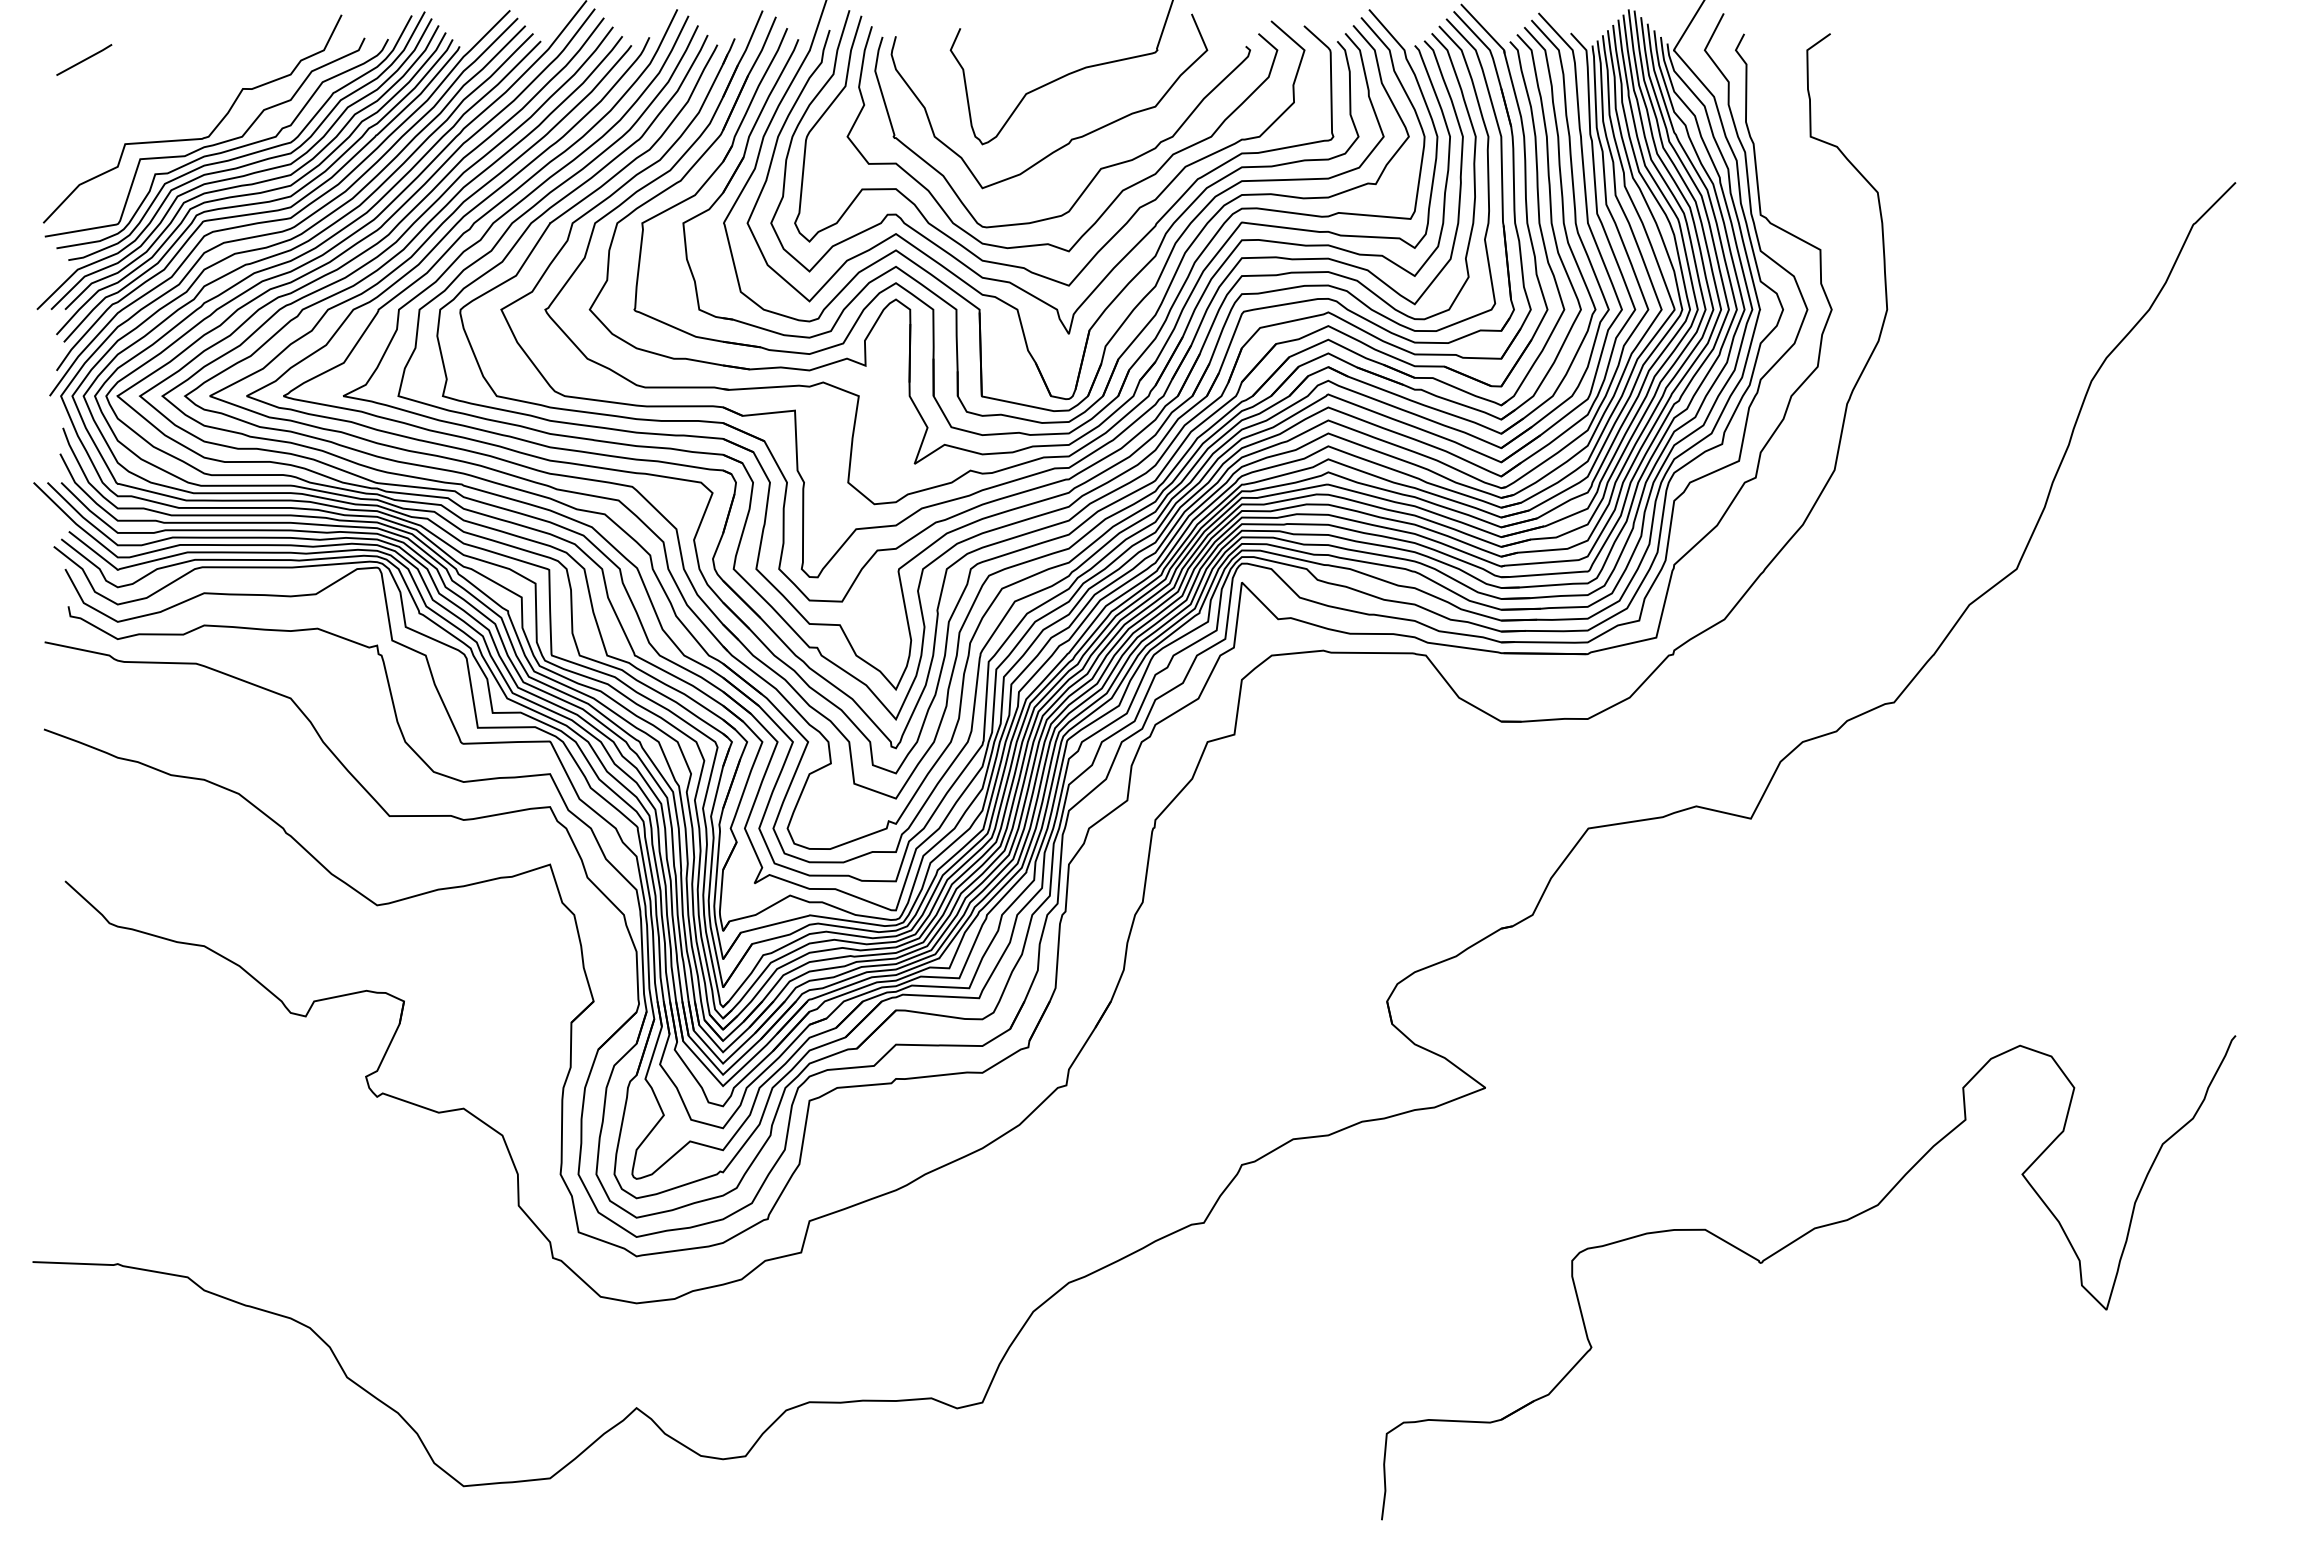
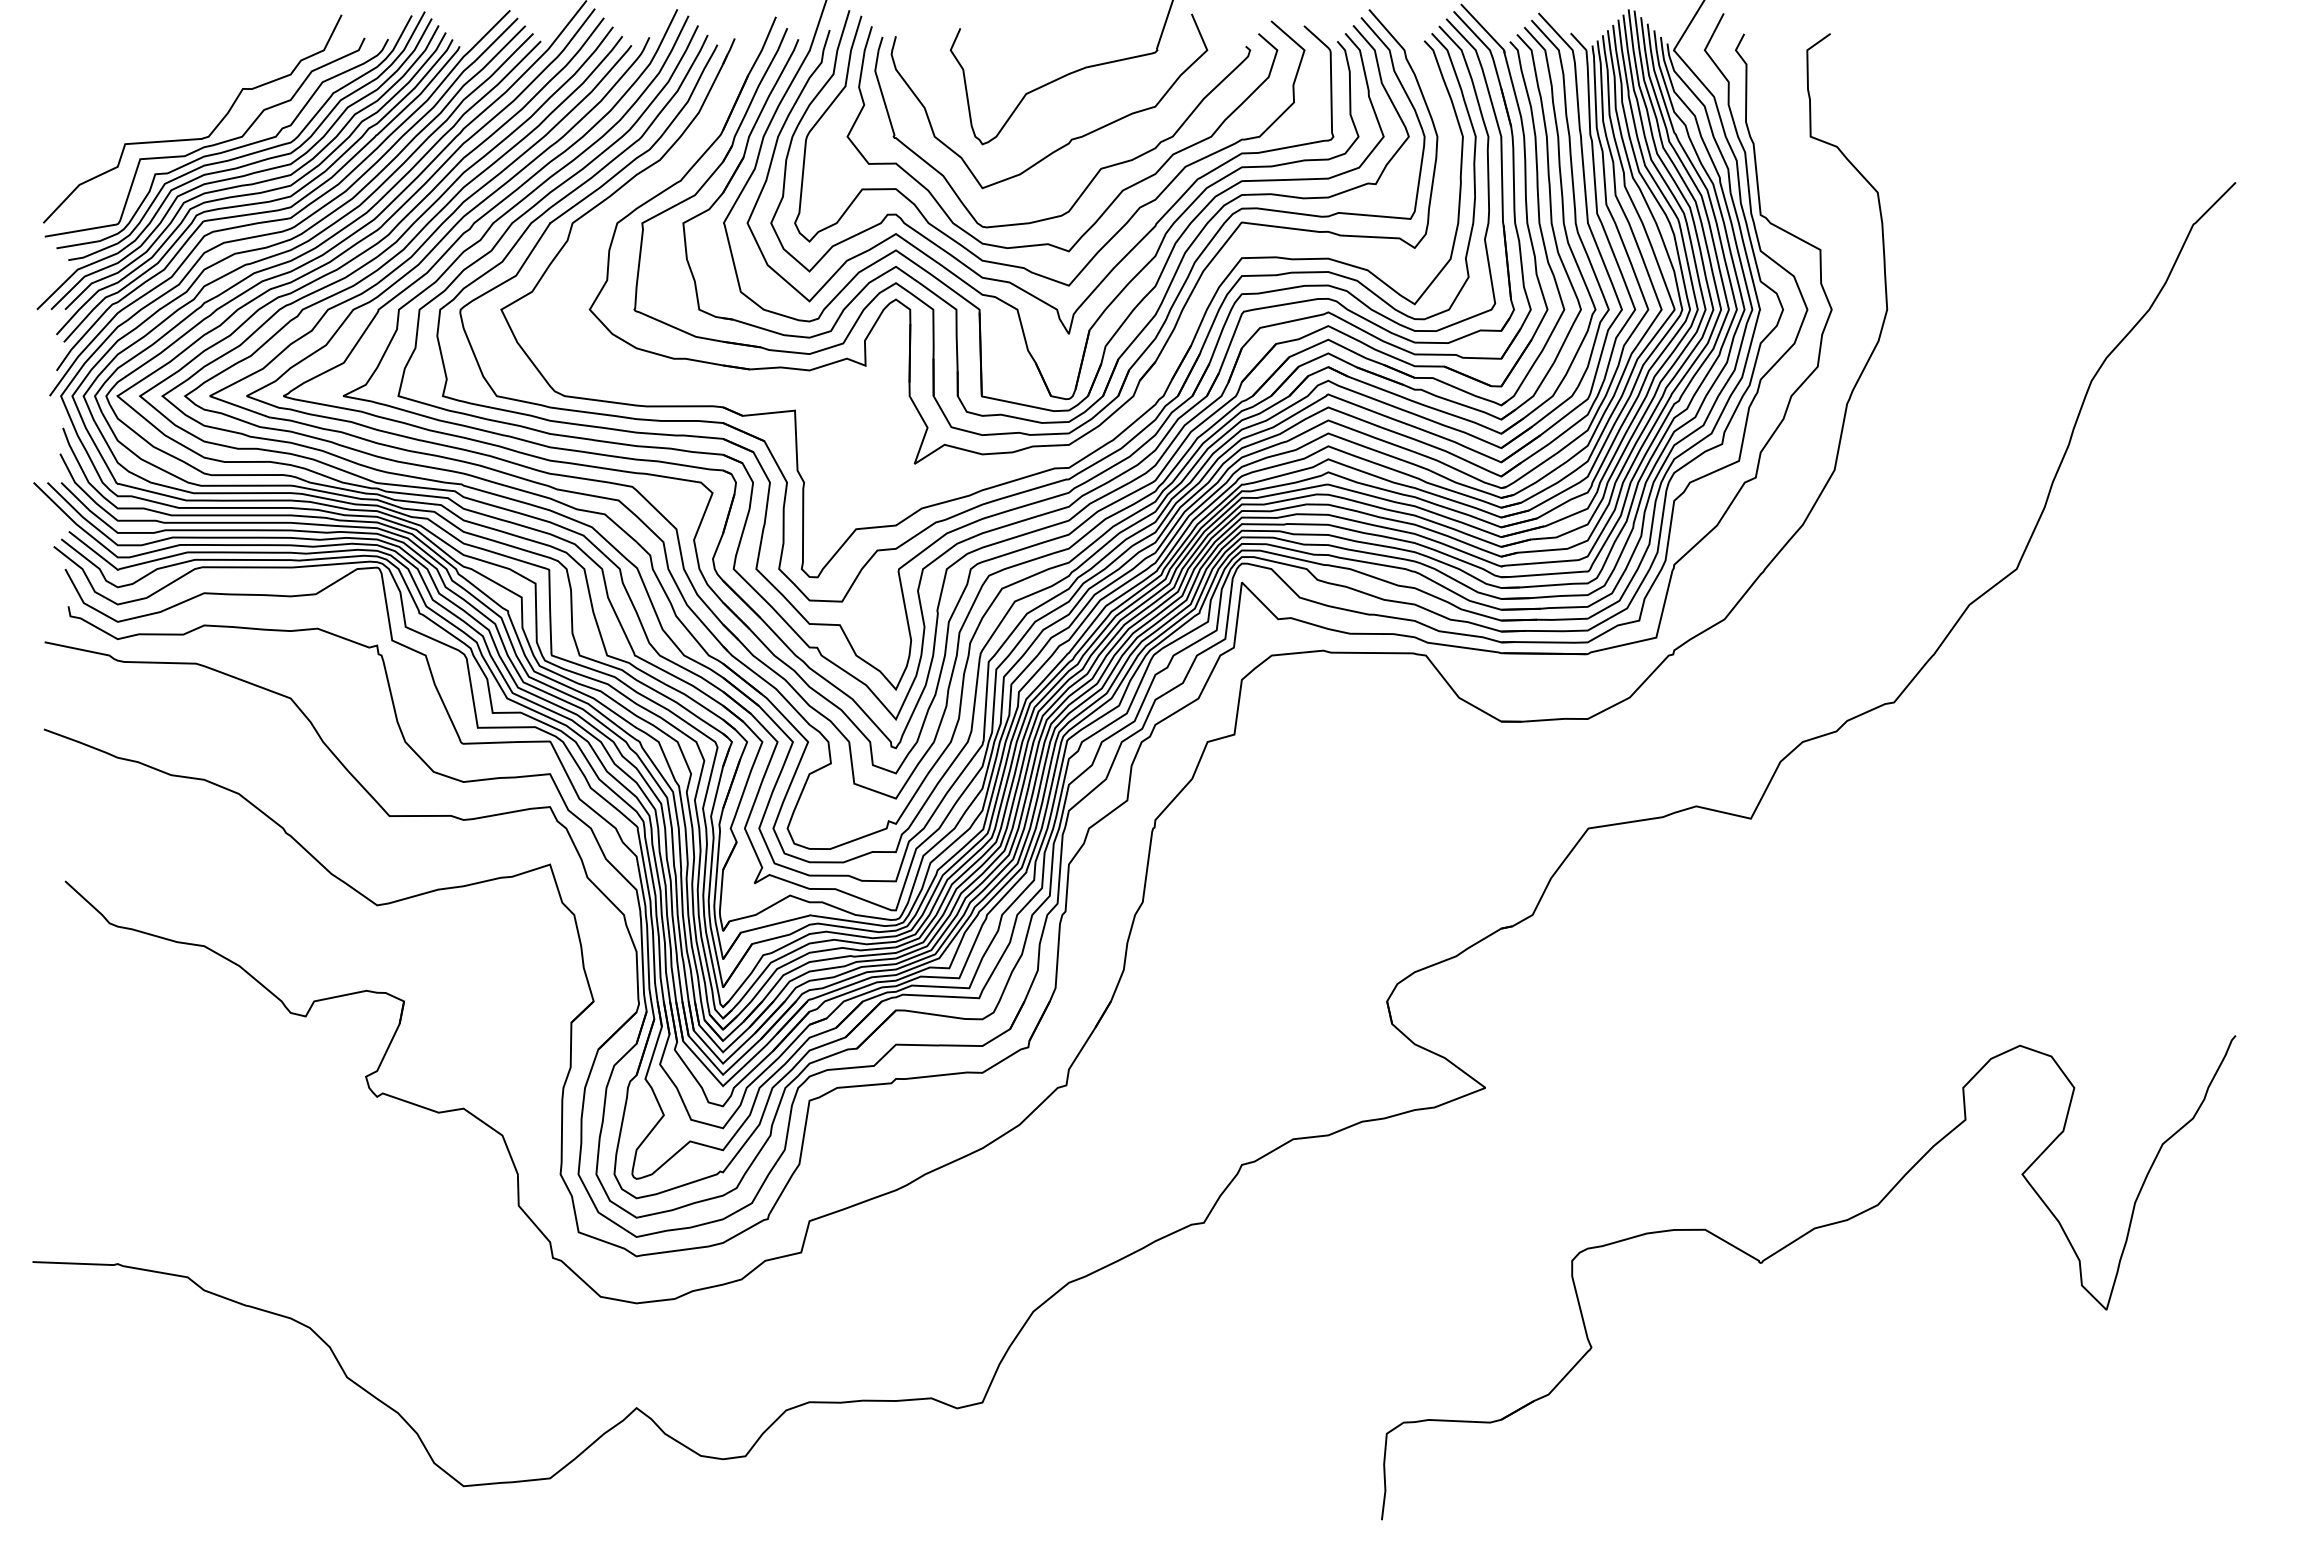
line: present -> none (84, 59)
part: present -> none (859, 395)
